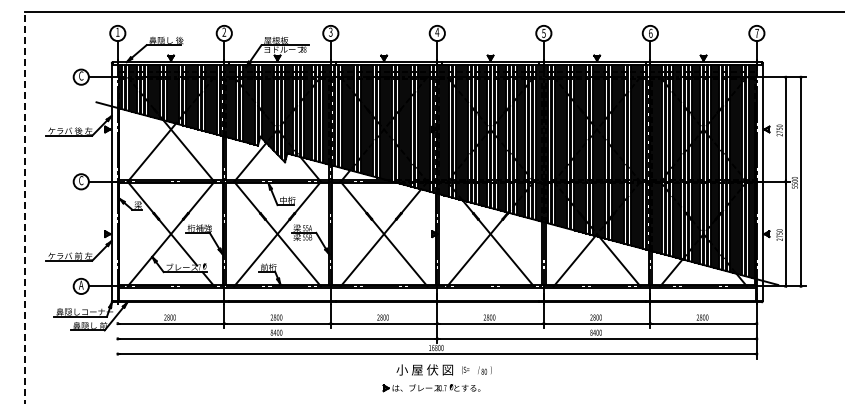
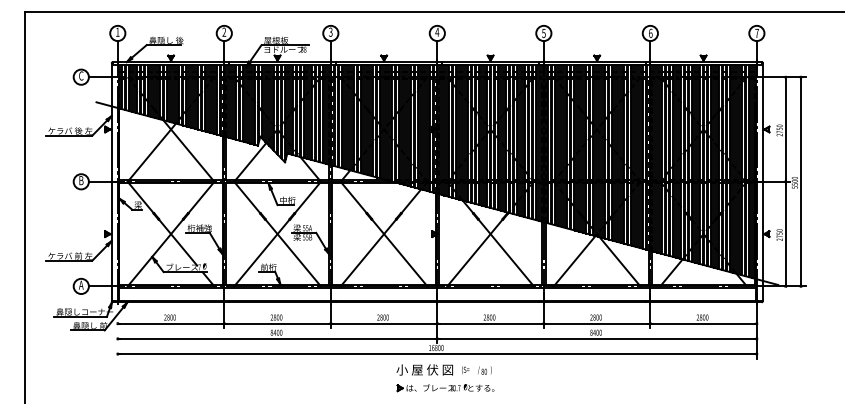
text: C -> B (81, 180)
line: dashed -> solid (25, 207)
part position: (431, 388) -> (445, 388) (445, 388)
